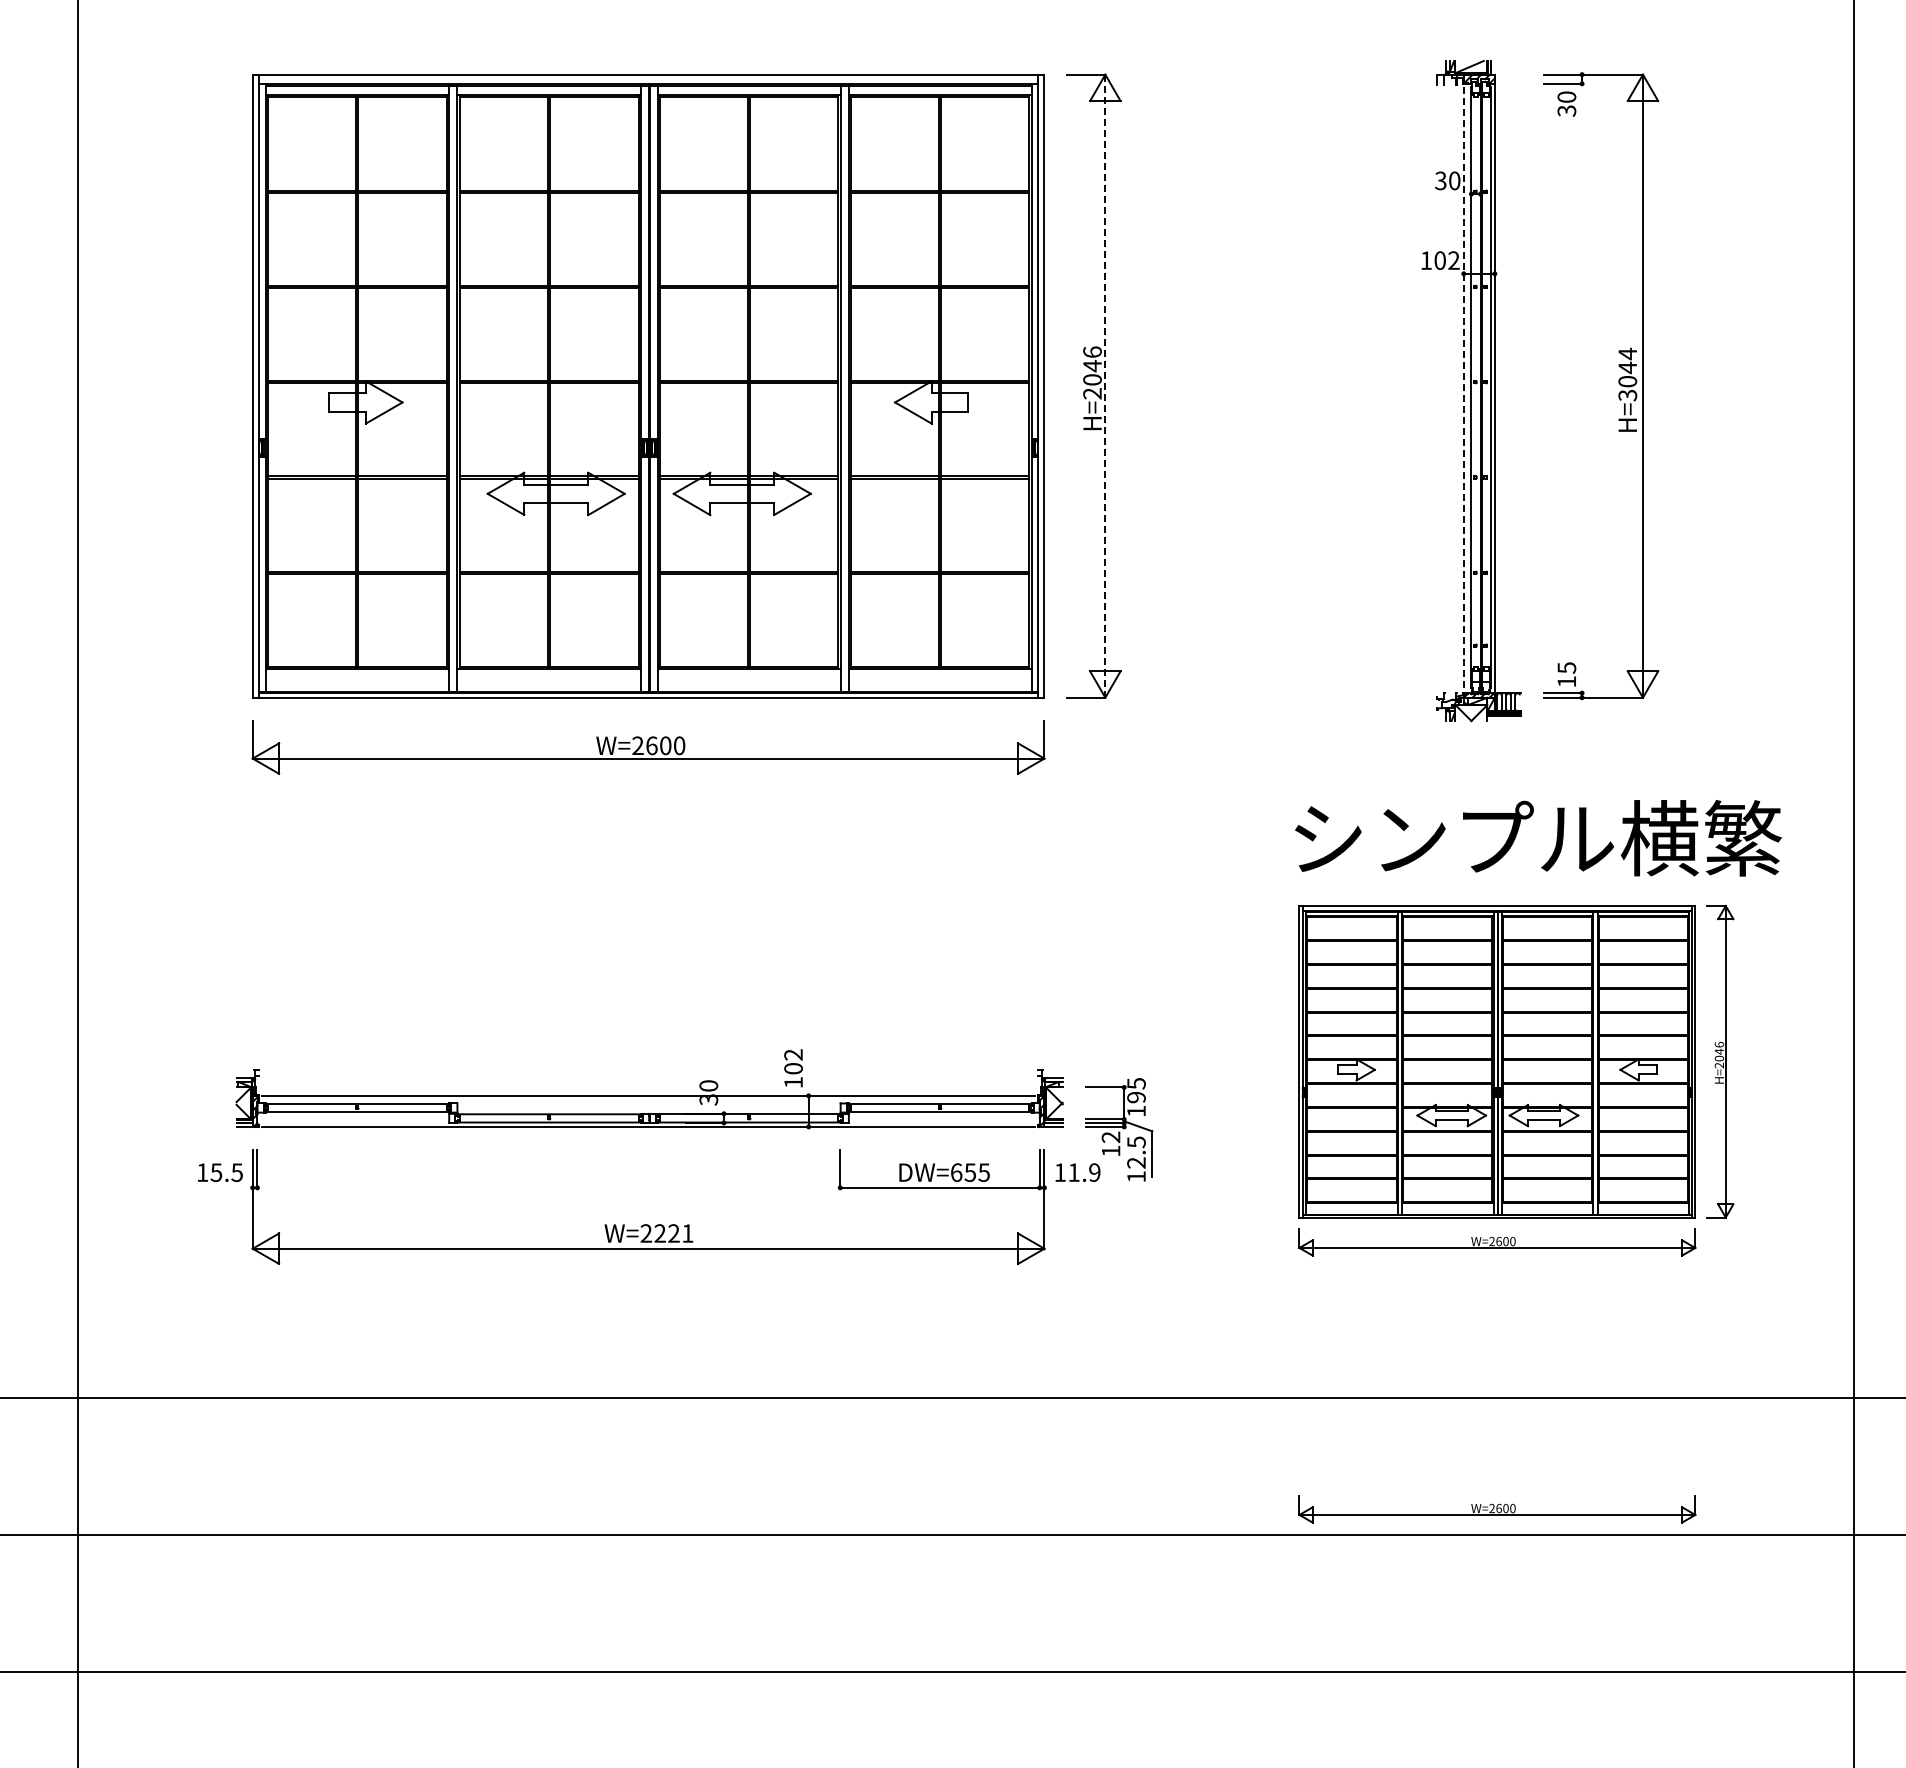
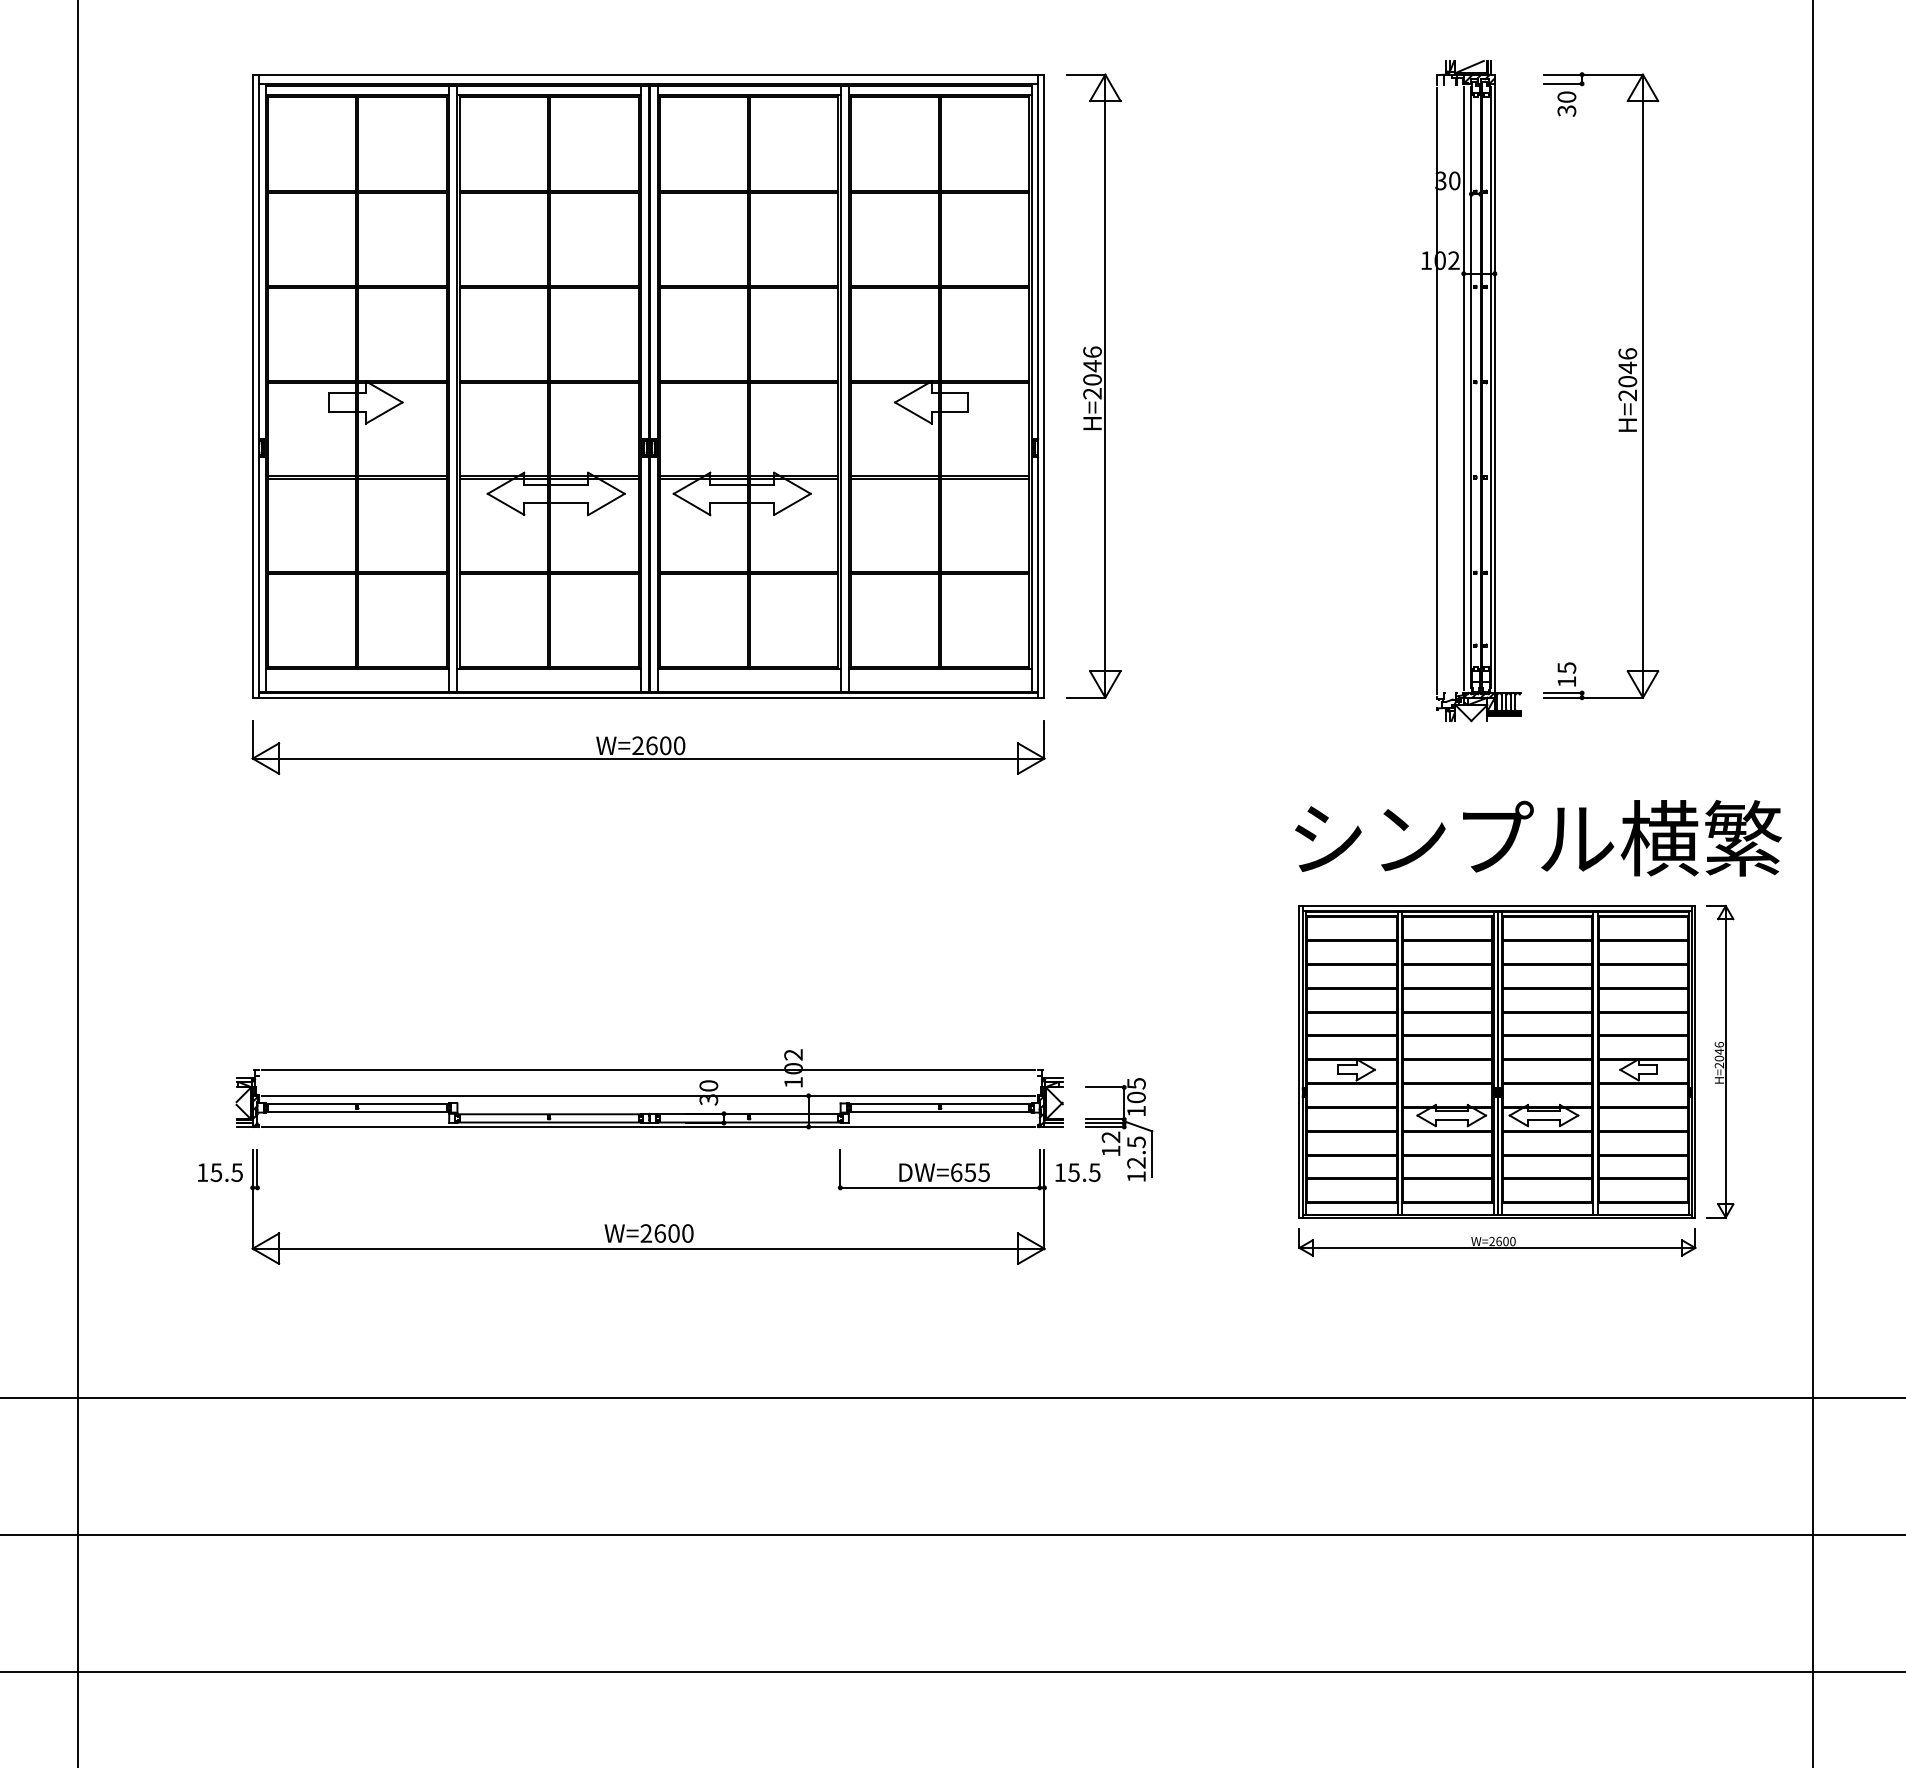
text: H=3044 -> H=2046 (1627, 374)
line: dashed -> solid (1105, 386)
line: dashed -> solid (1463, 388)
line: none -> present (1437, 390)
line position: (1854, 883) -> (1813, 883) (1813, 883)
line: none -> present (648, 1069)
text: 195 -> 105 (1136, 1097)
text: 11.9 -> 15.5 (1084, 1172)
text: W=2221 -> W=2600 (673, 1233)
part: present -> none (1497, 1509)
